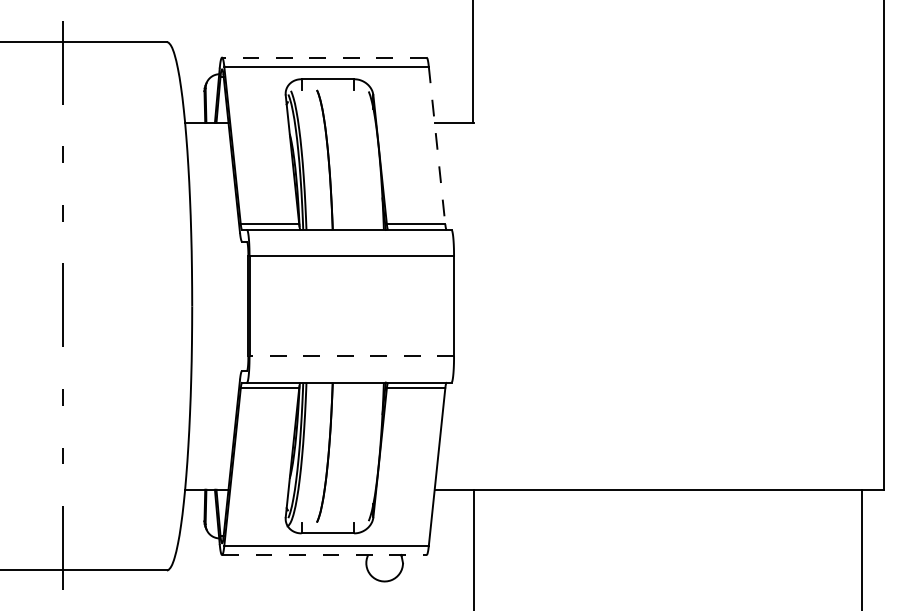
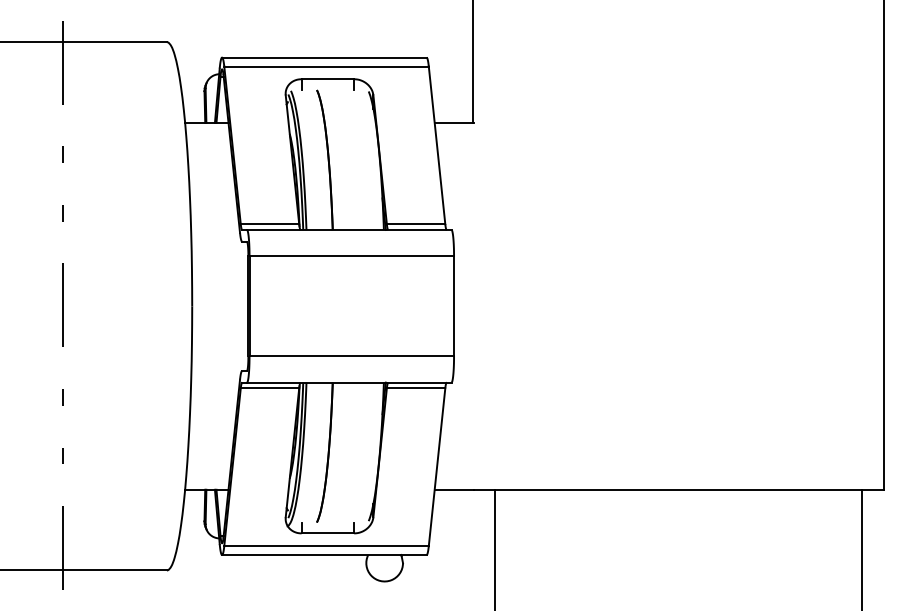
line: dashed -> solid (323, 57)
line: dashed -> solid (437, 145)
line: dashed -> solid (351, 356)
line position: (473, 548) -> (494, 548) (494, 548)
line: dashed -> solid (324, 555)
